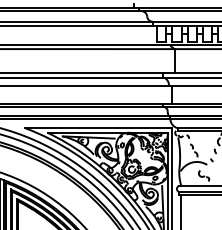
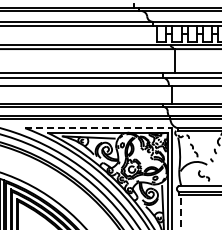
line: solid -> dashed (98, 128)
line: solid -> dashed (180, 212)
